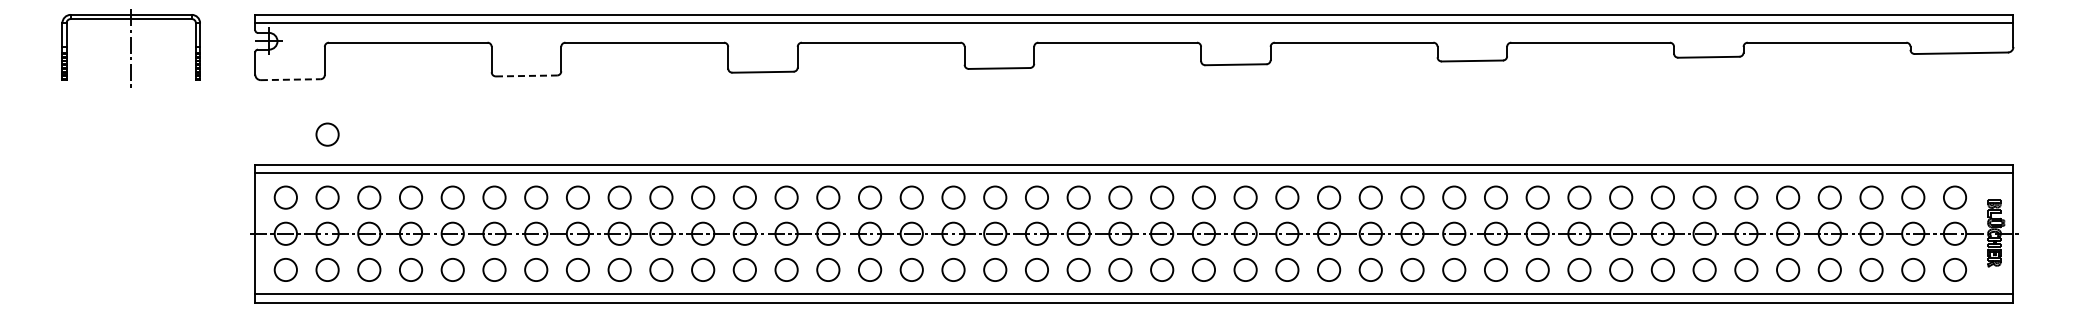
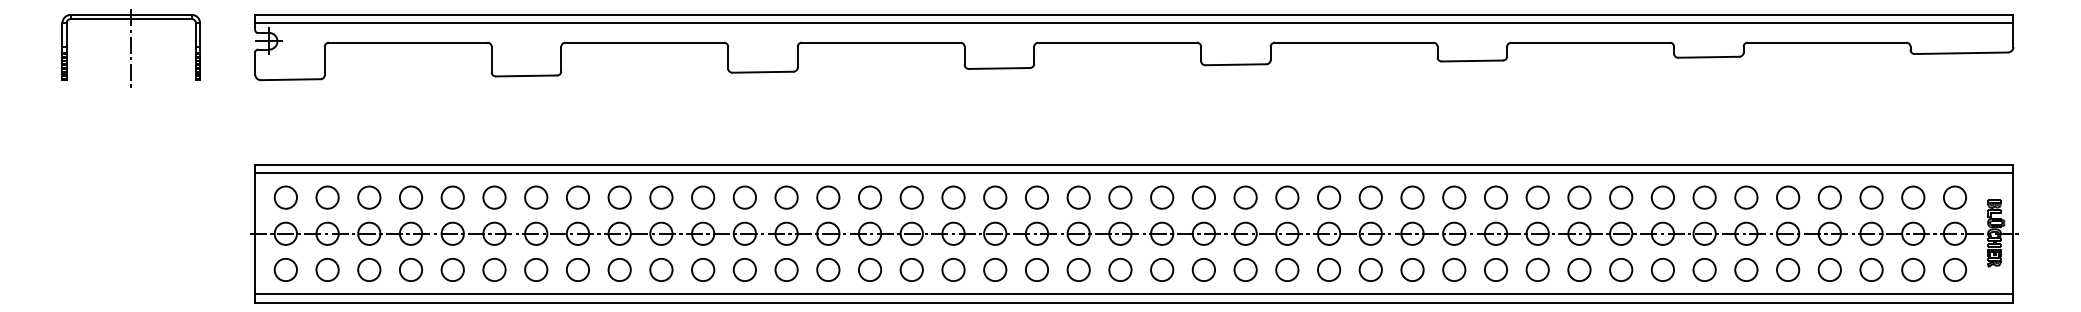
line: dashed -> solid (526, 75)
line: dashed -> solid (290, 79)
circle: present -> none (327, 134)
